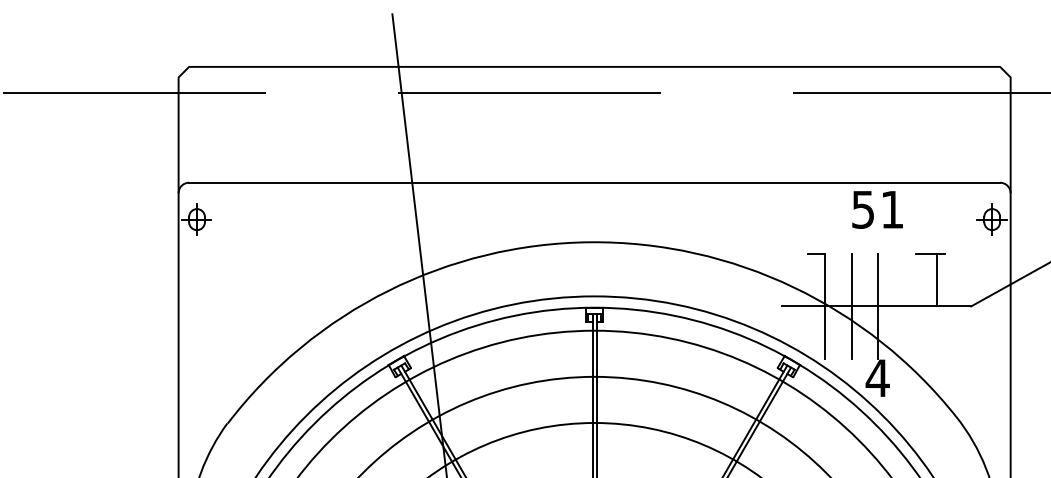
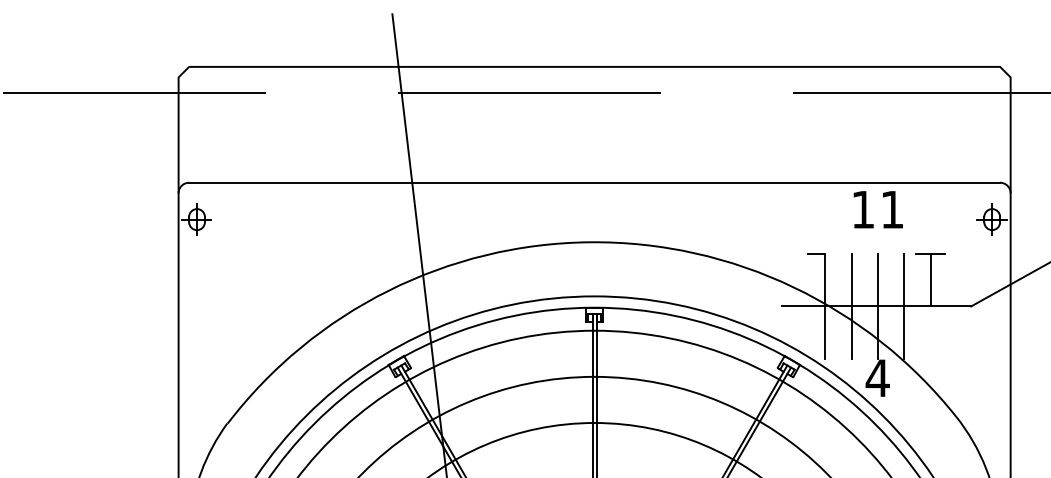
text: 51 -> 11 (862, 209)
line position: (936, 279) -> (930, 279) (930, 279)
line: none -> present (904, 306)
